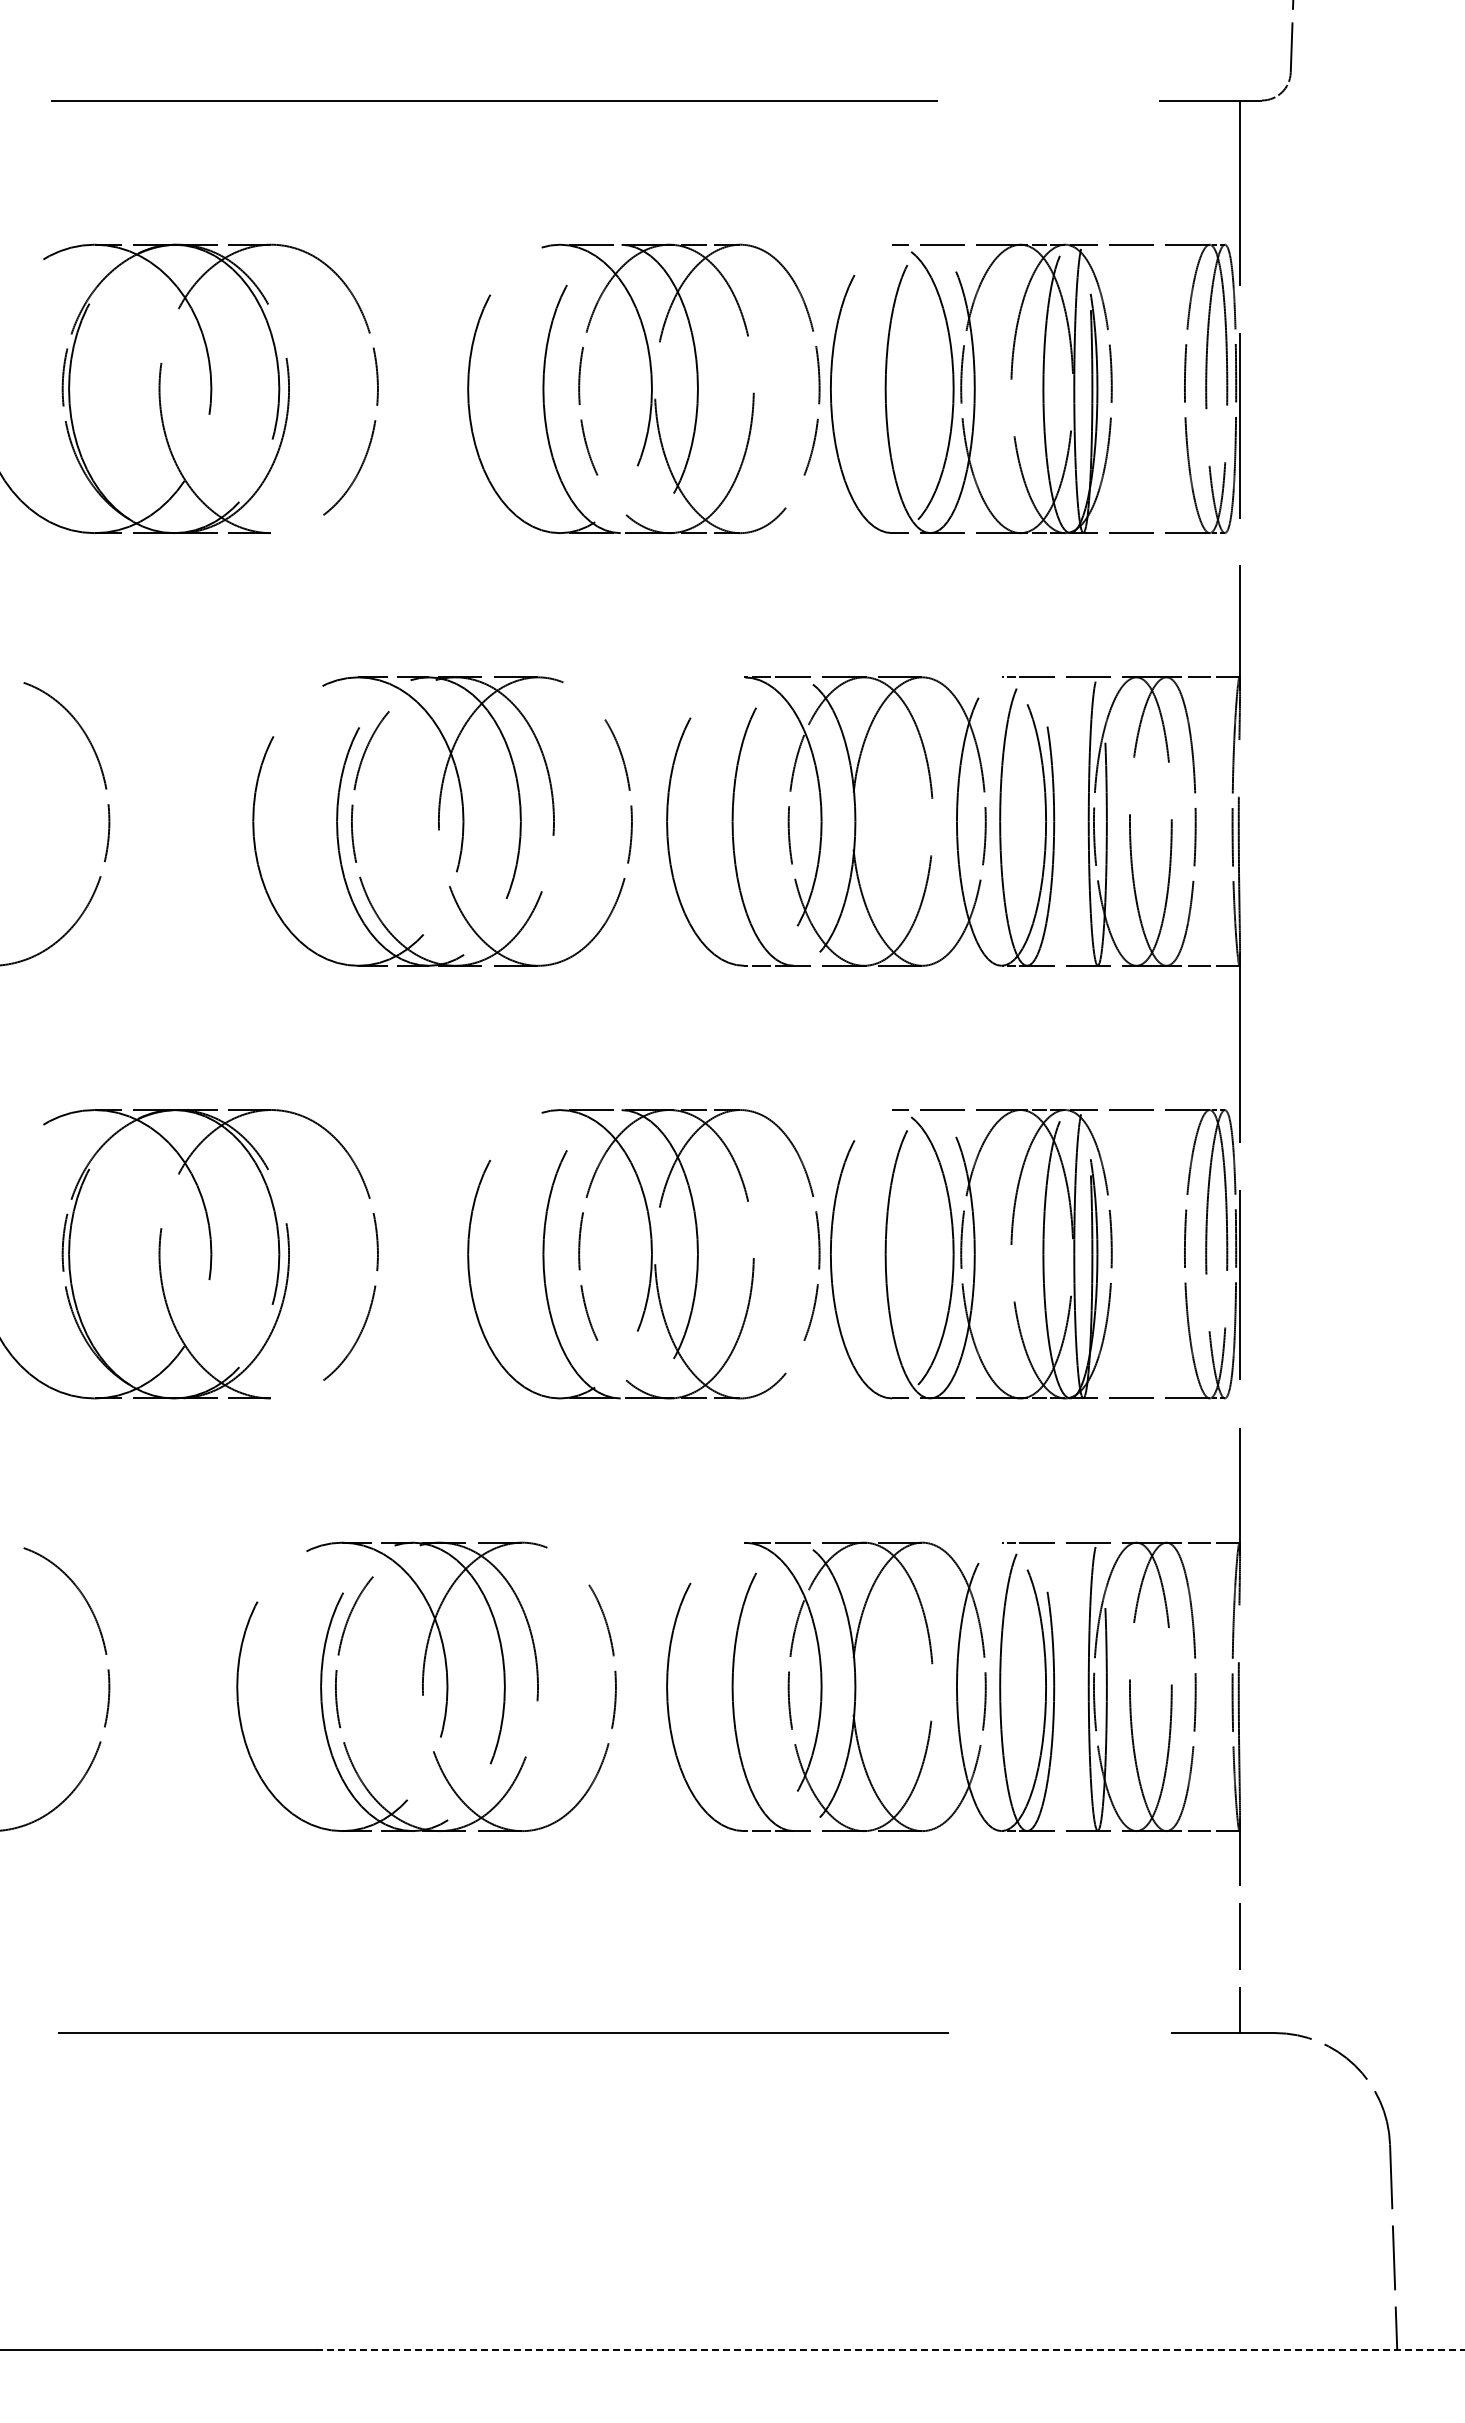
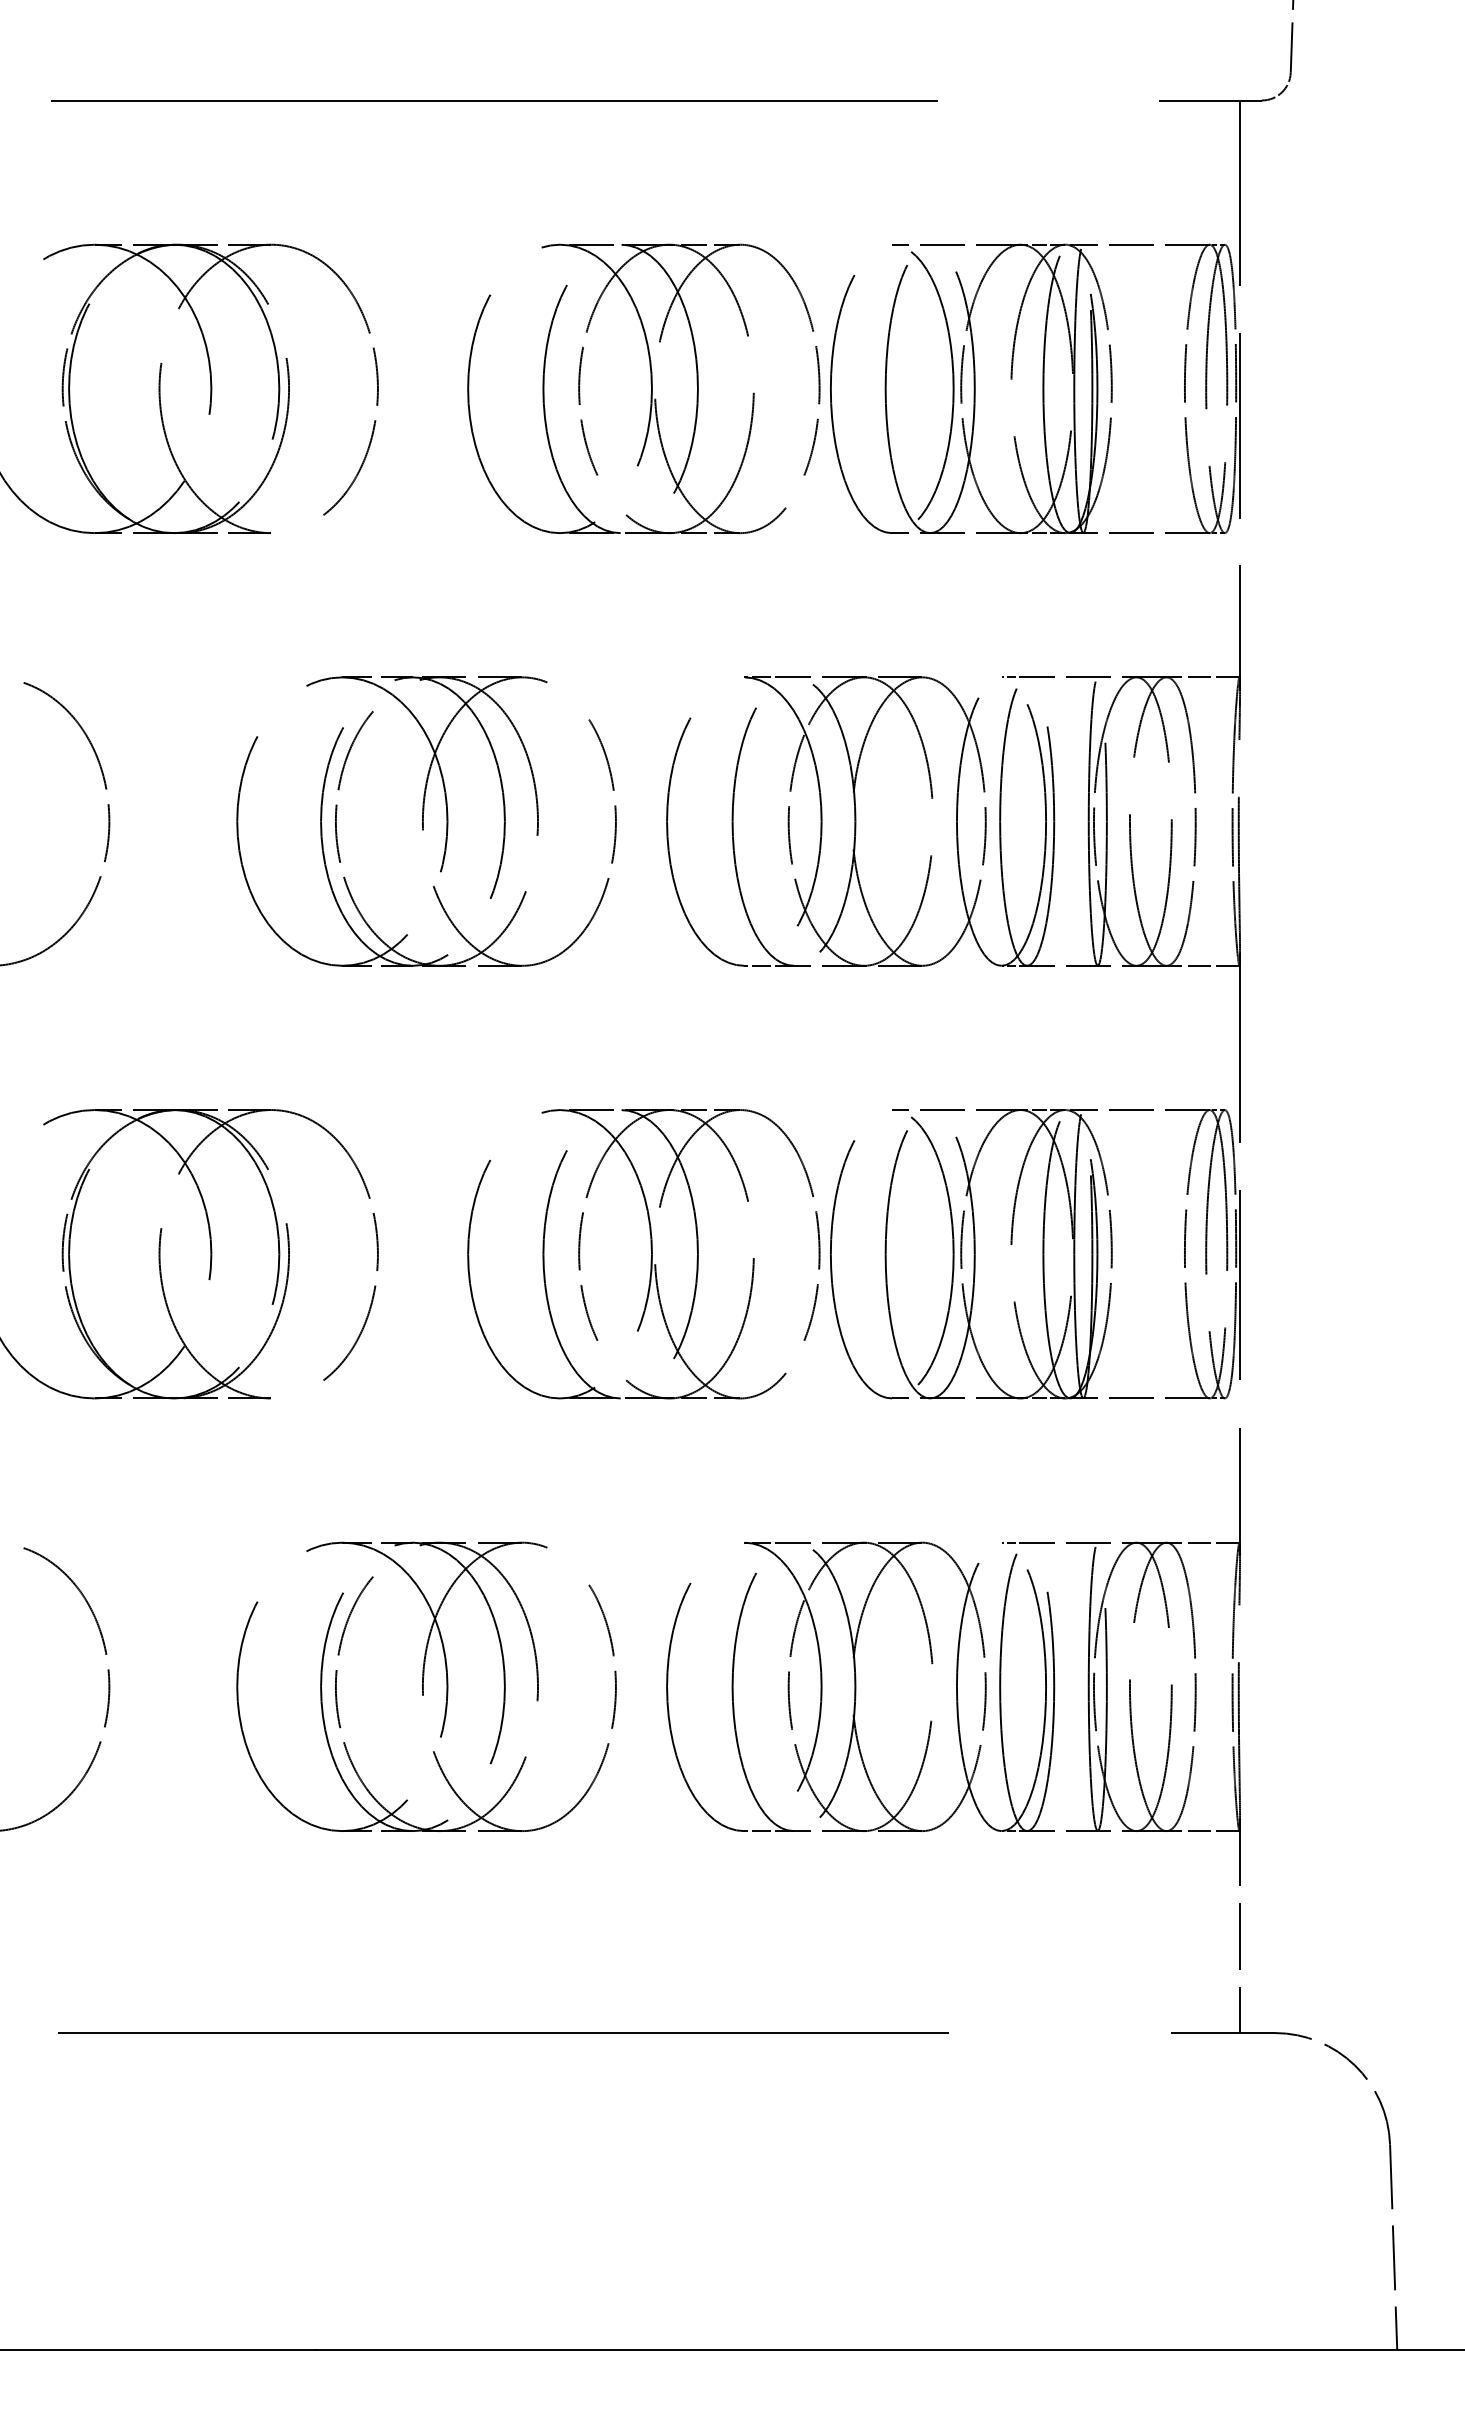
part position: (442, 821) -> (426, 821) (426, 821)
line: dashed -> solid (889, 2350)
